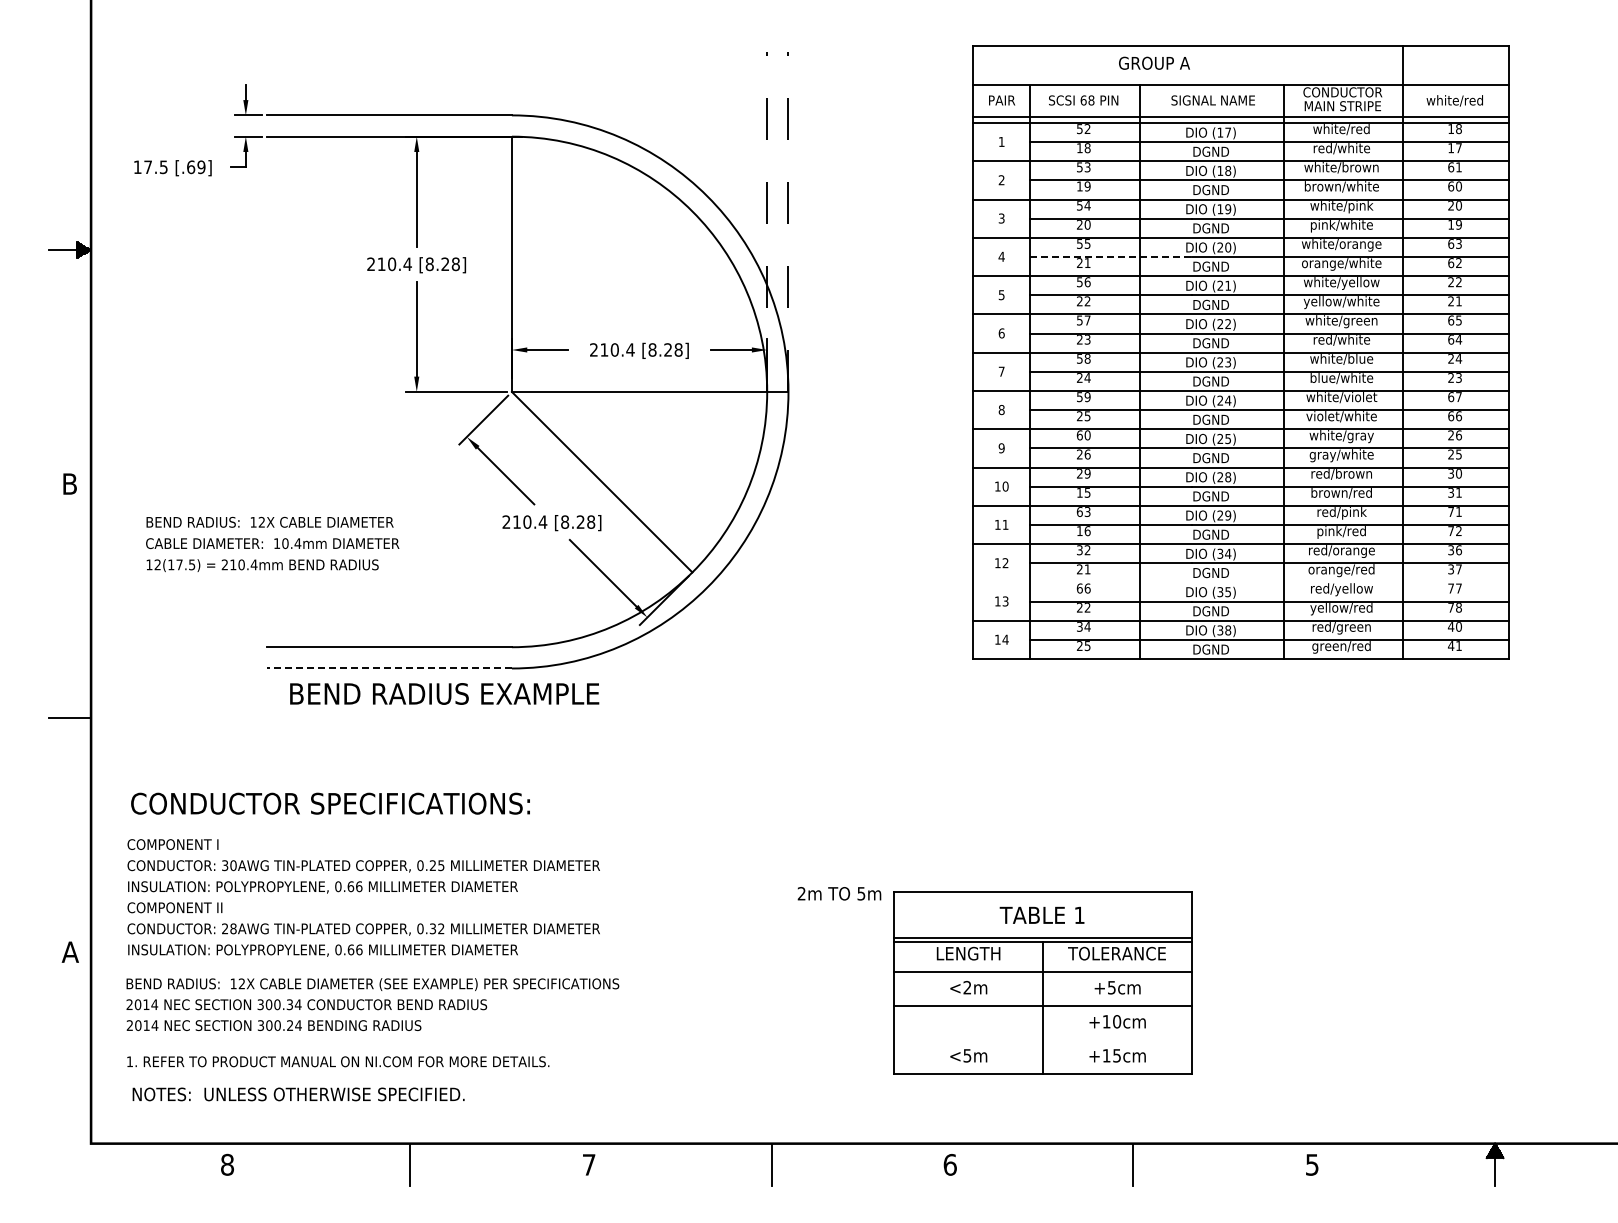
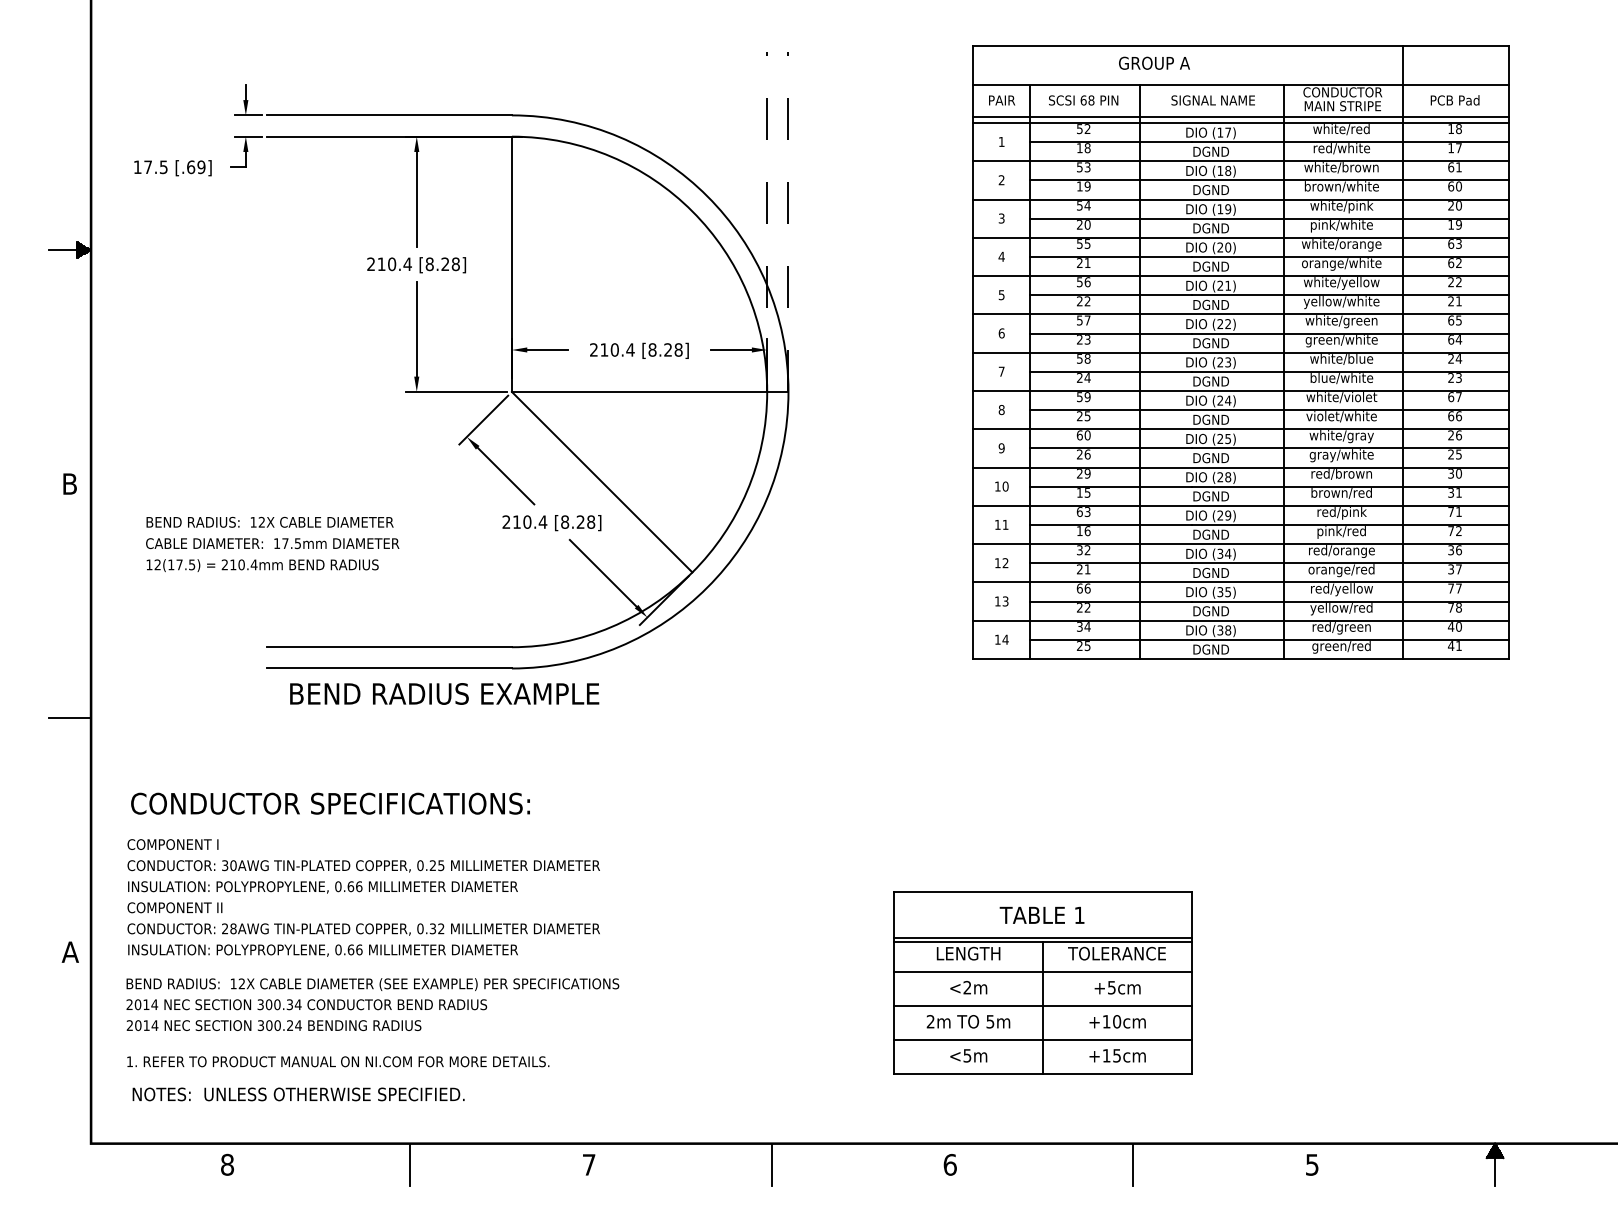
text: white/red -> PCB Pad (1454, 100)
line: dashed -> solid (1111, 256)
text: red/white -> green/white (1341, 341)
text: 10.4mm -> 17.5mm (291, 543)
line: none -> present (1241, 582)
line: dashed -> solid (389, 668)
text position: (839, 893) -> (968, 1021) (968, 1021)
line: none -> present (1042, 1040)
